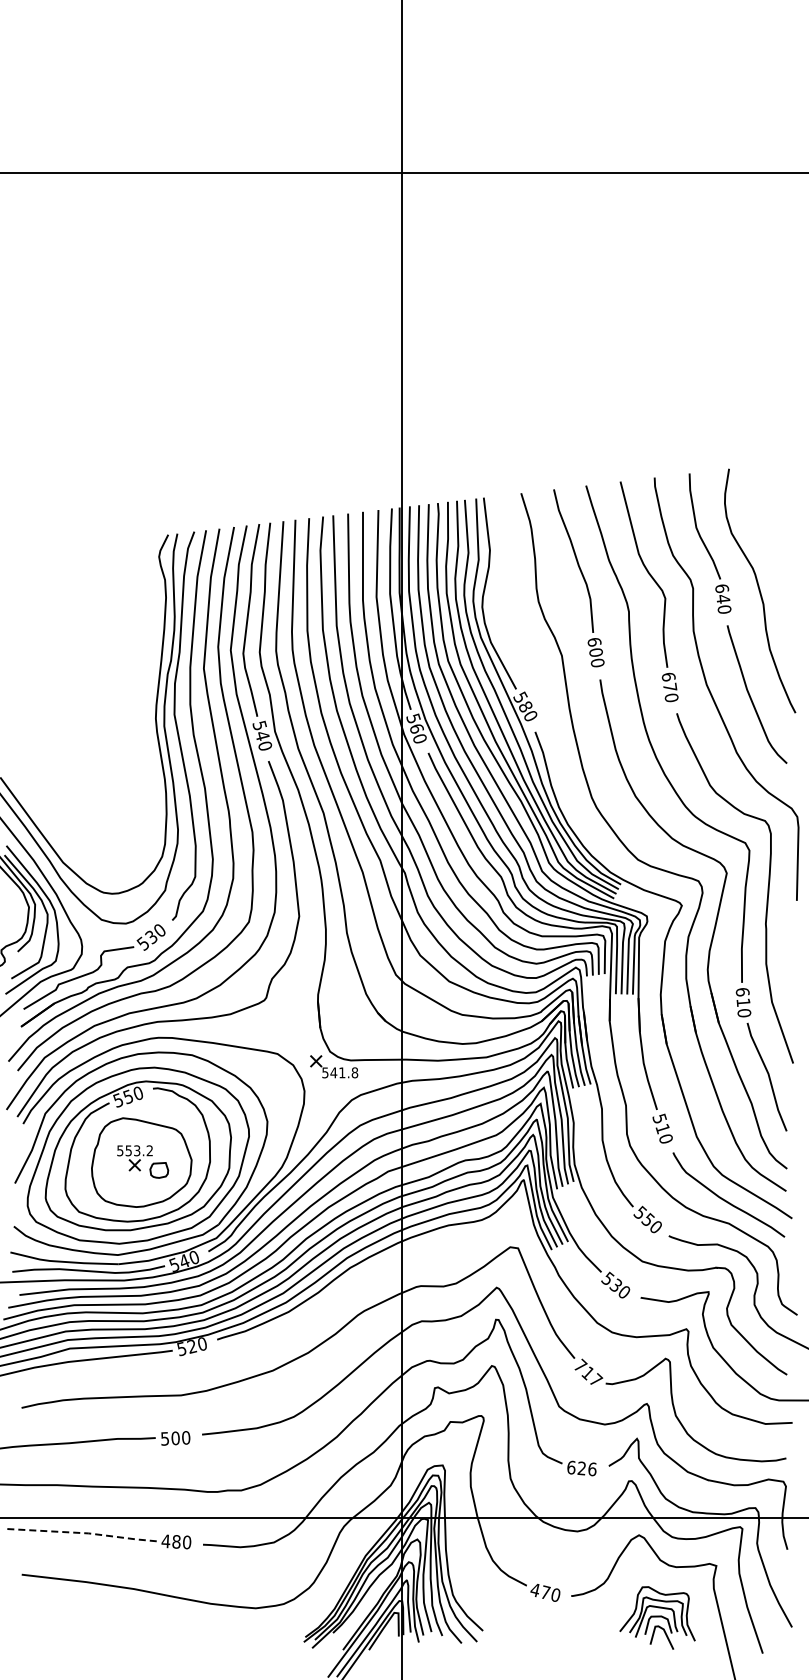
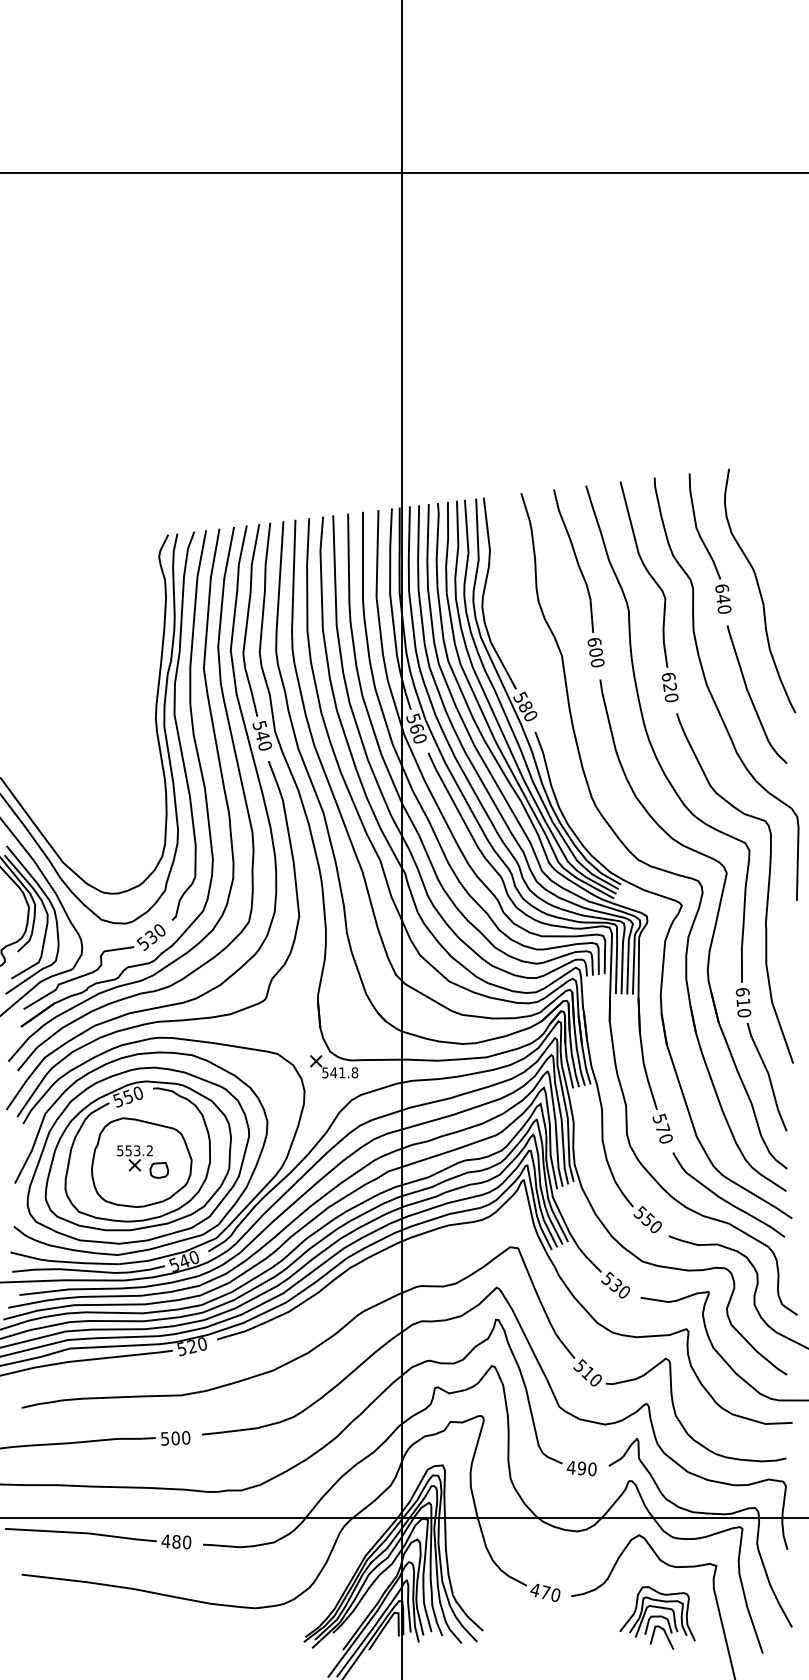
text: 670 -> 620 (670, 686)
text: 510 -> 570 (662, 1128)
text: 717 -> 510 (588, 1372)
text: 626 -> 490 (581, 1468)
line: dashed -> solid (81, 1533)
